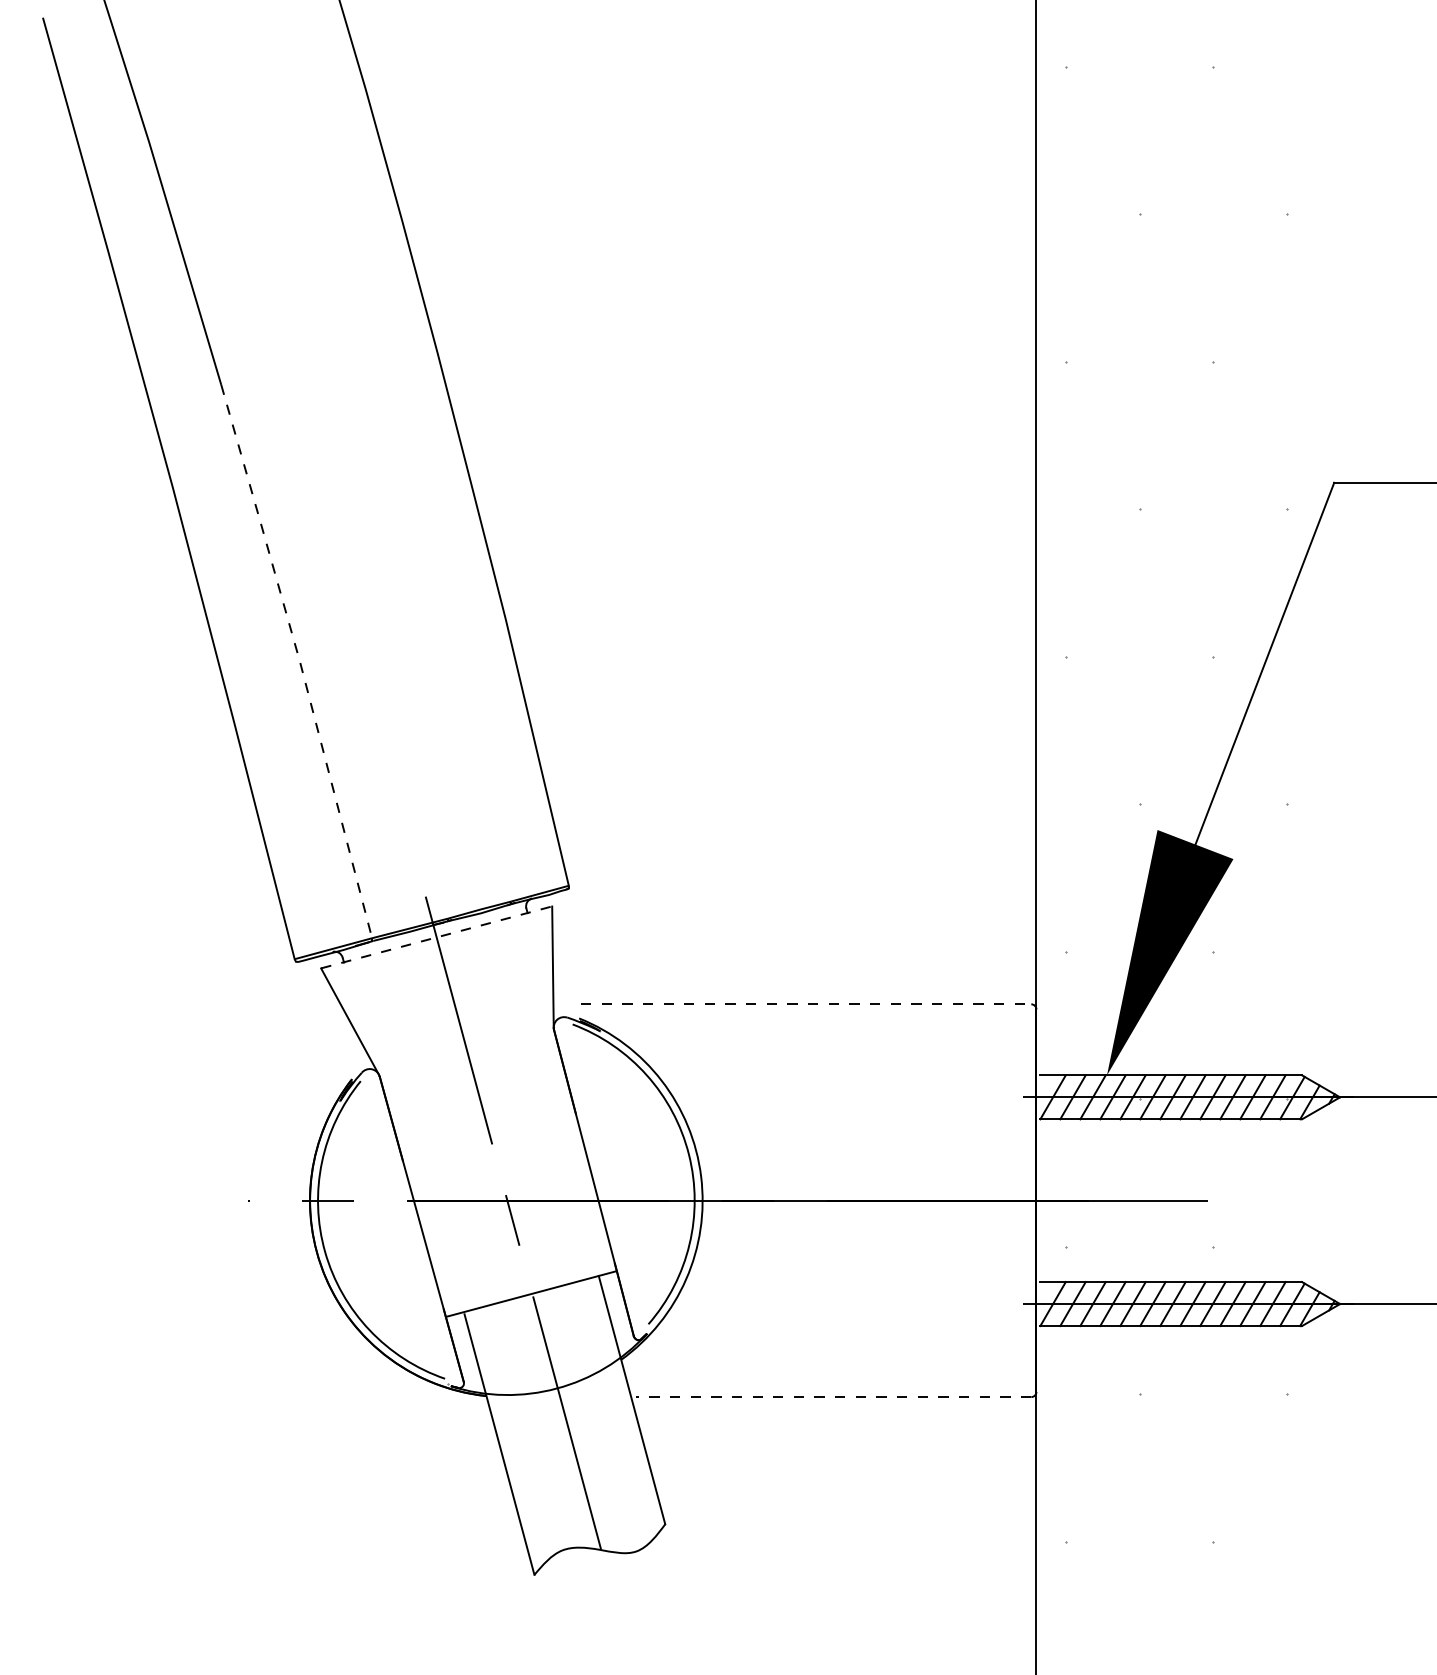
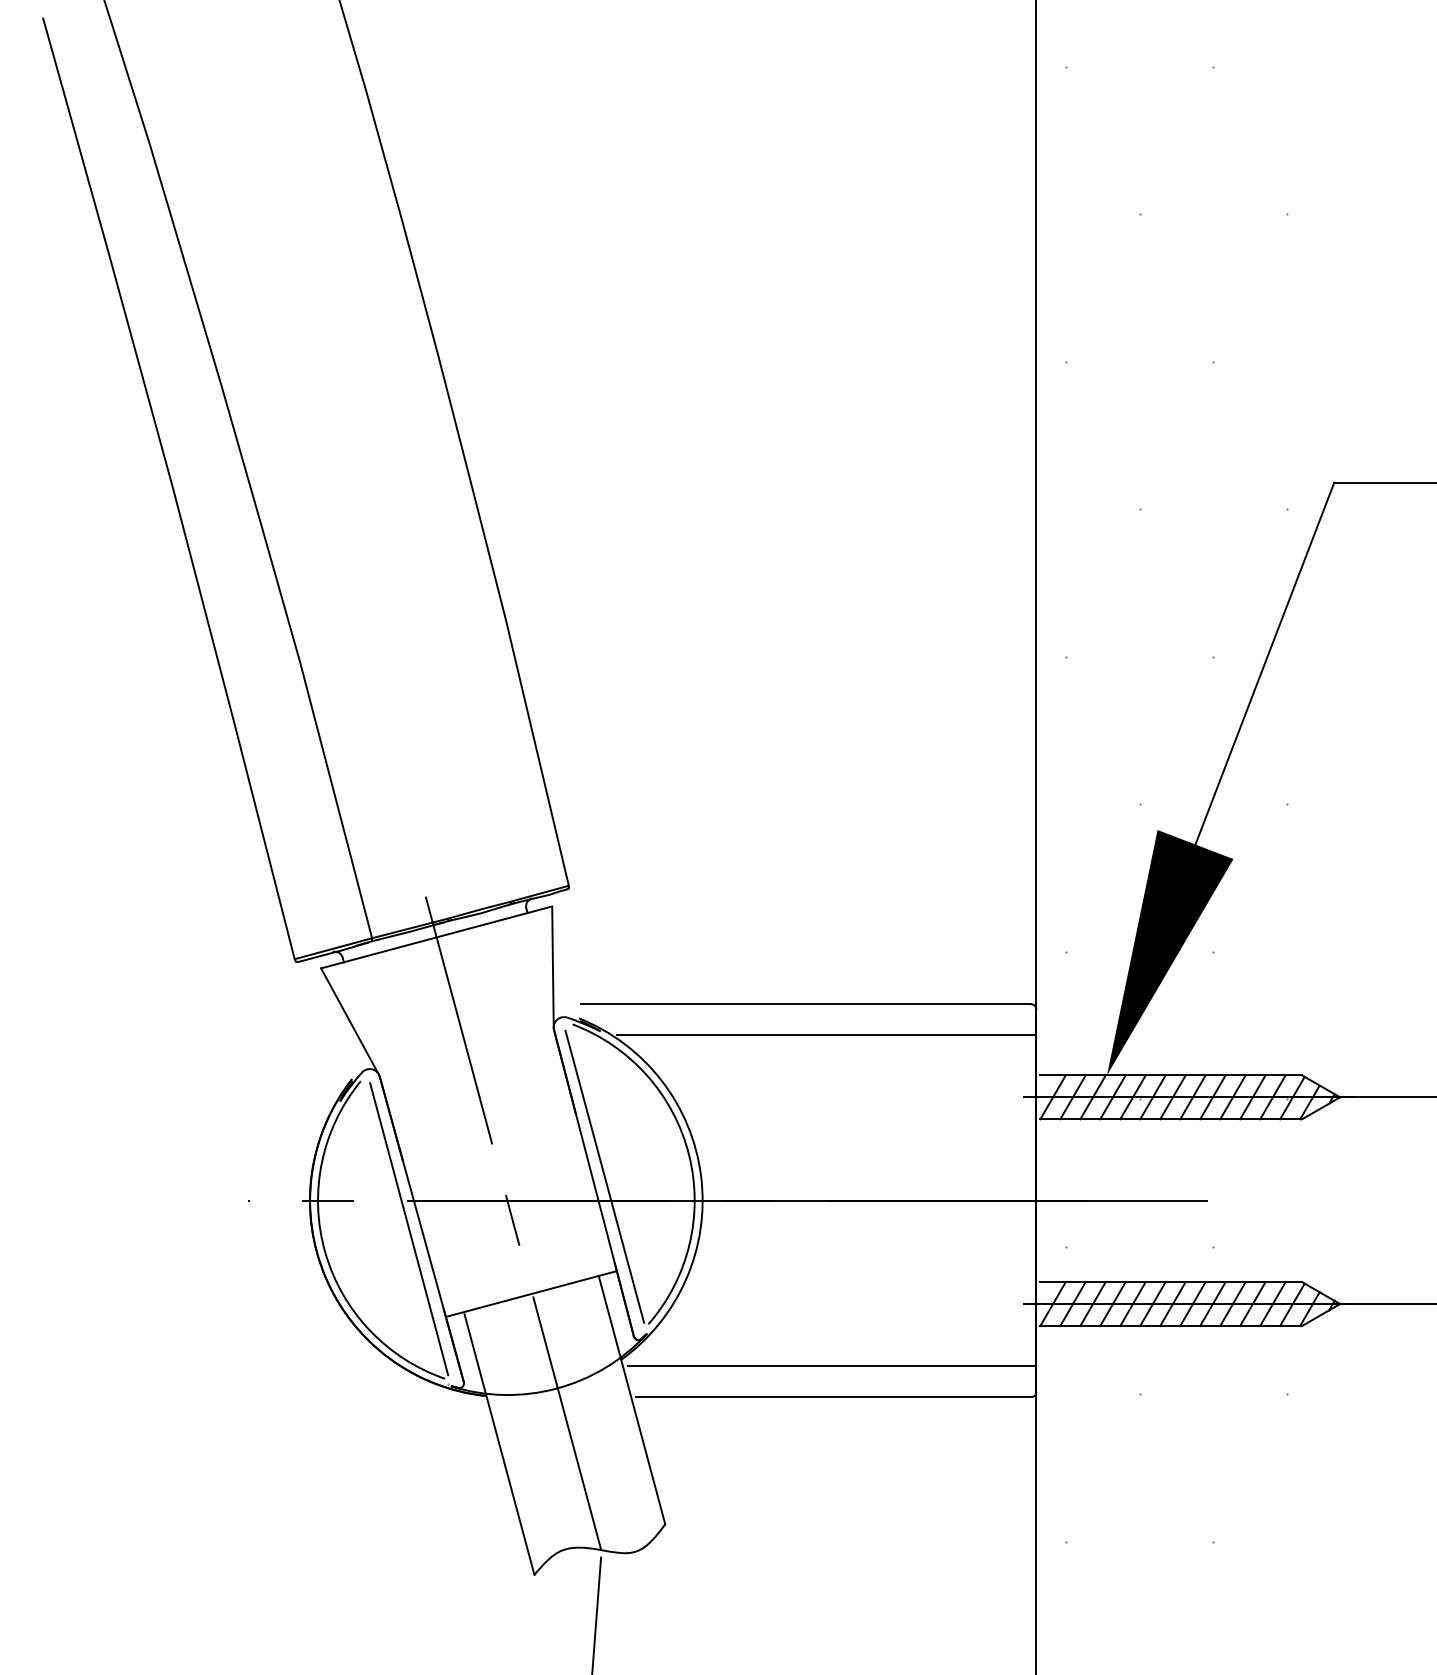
line: dashed -> solid (299, 660)
line: dashed -> solid (435, 937)
line: dashed -> solid (806, 1004)
line: none -> present (826, 1035)
line: none -> present (604, 1176)
line: none -> present (409, 1229)
line: none -> present (832, 1366)
line: dashed -> solid (833, 1397)
line: none -> present (596, 1613)
